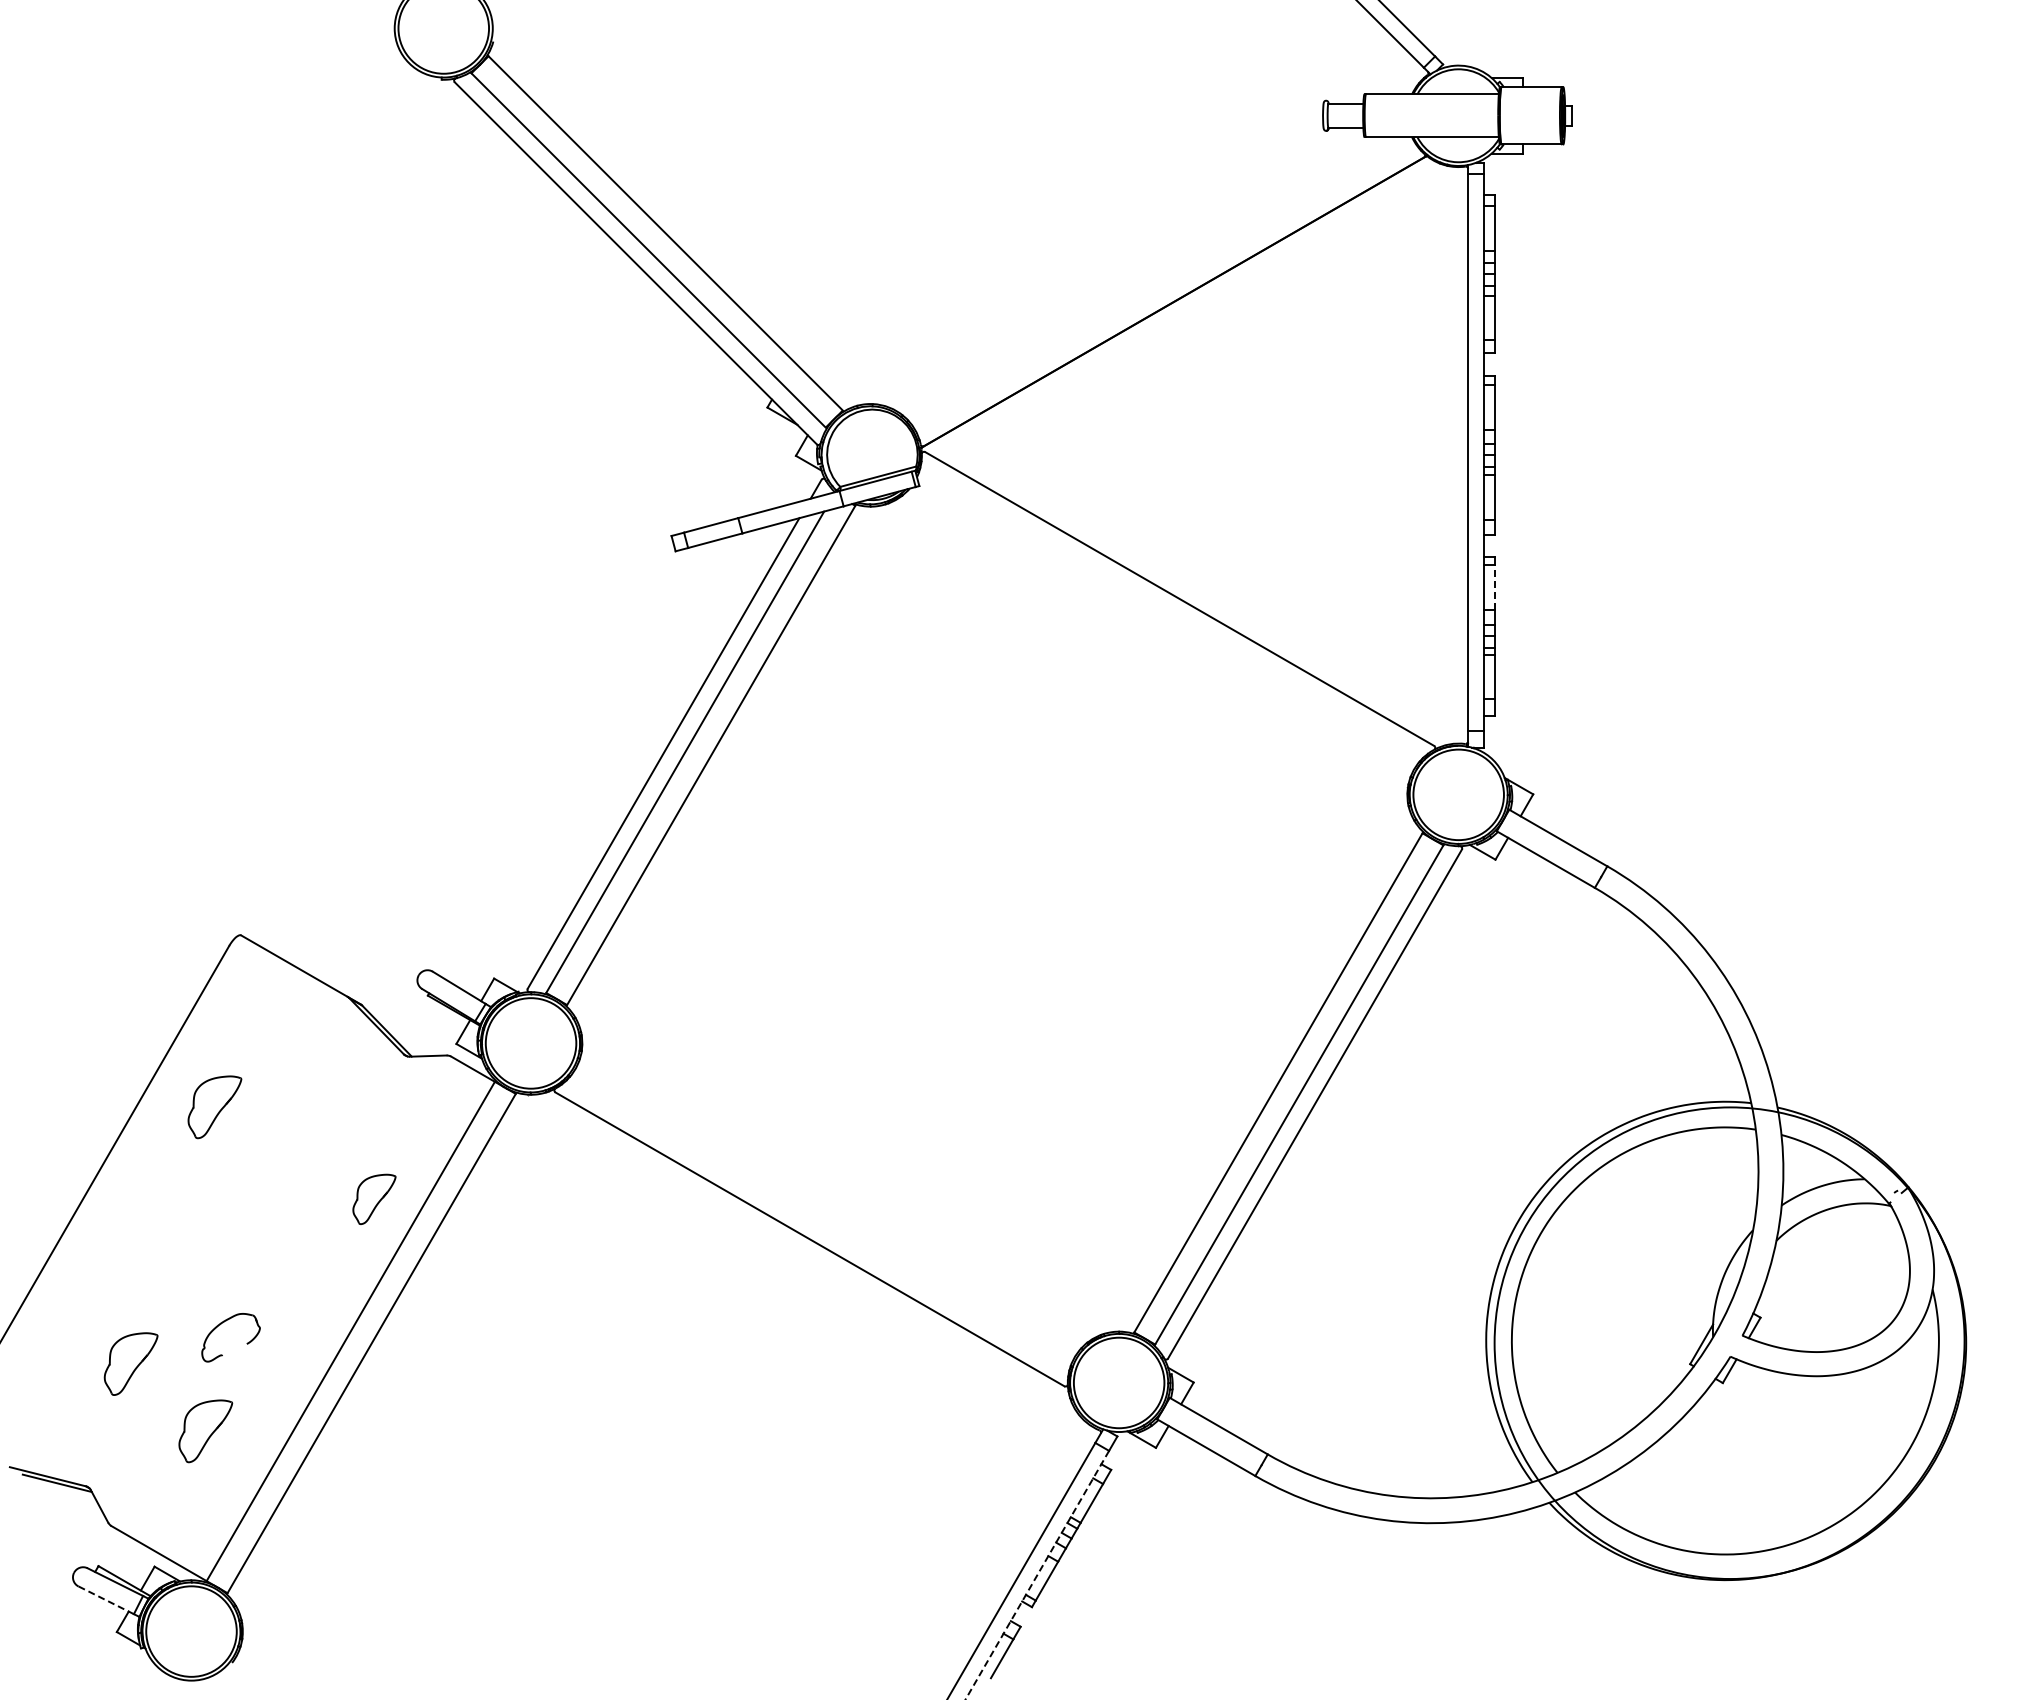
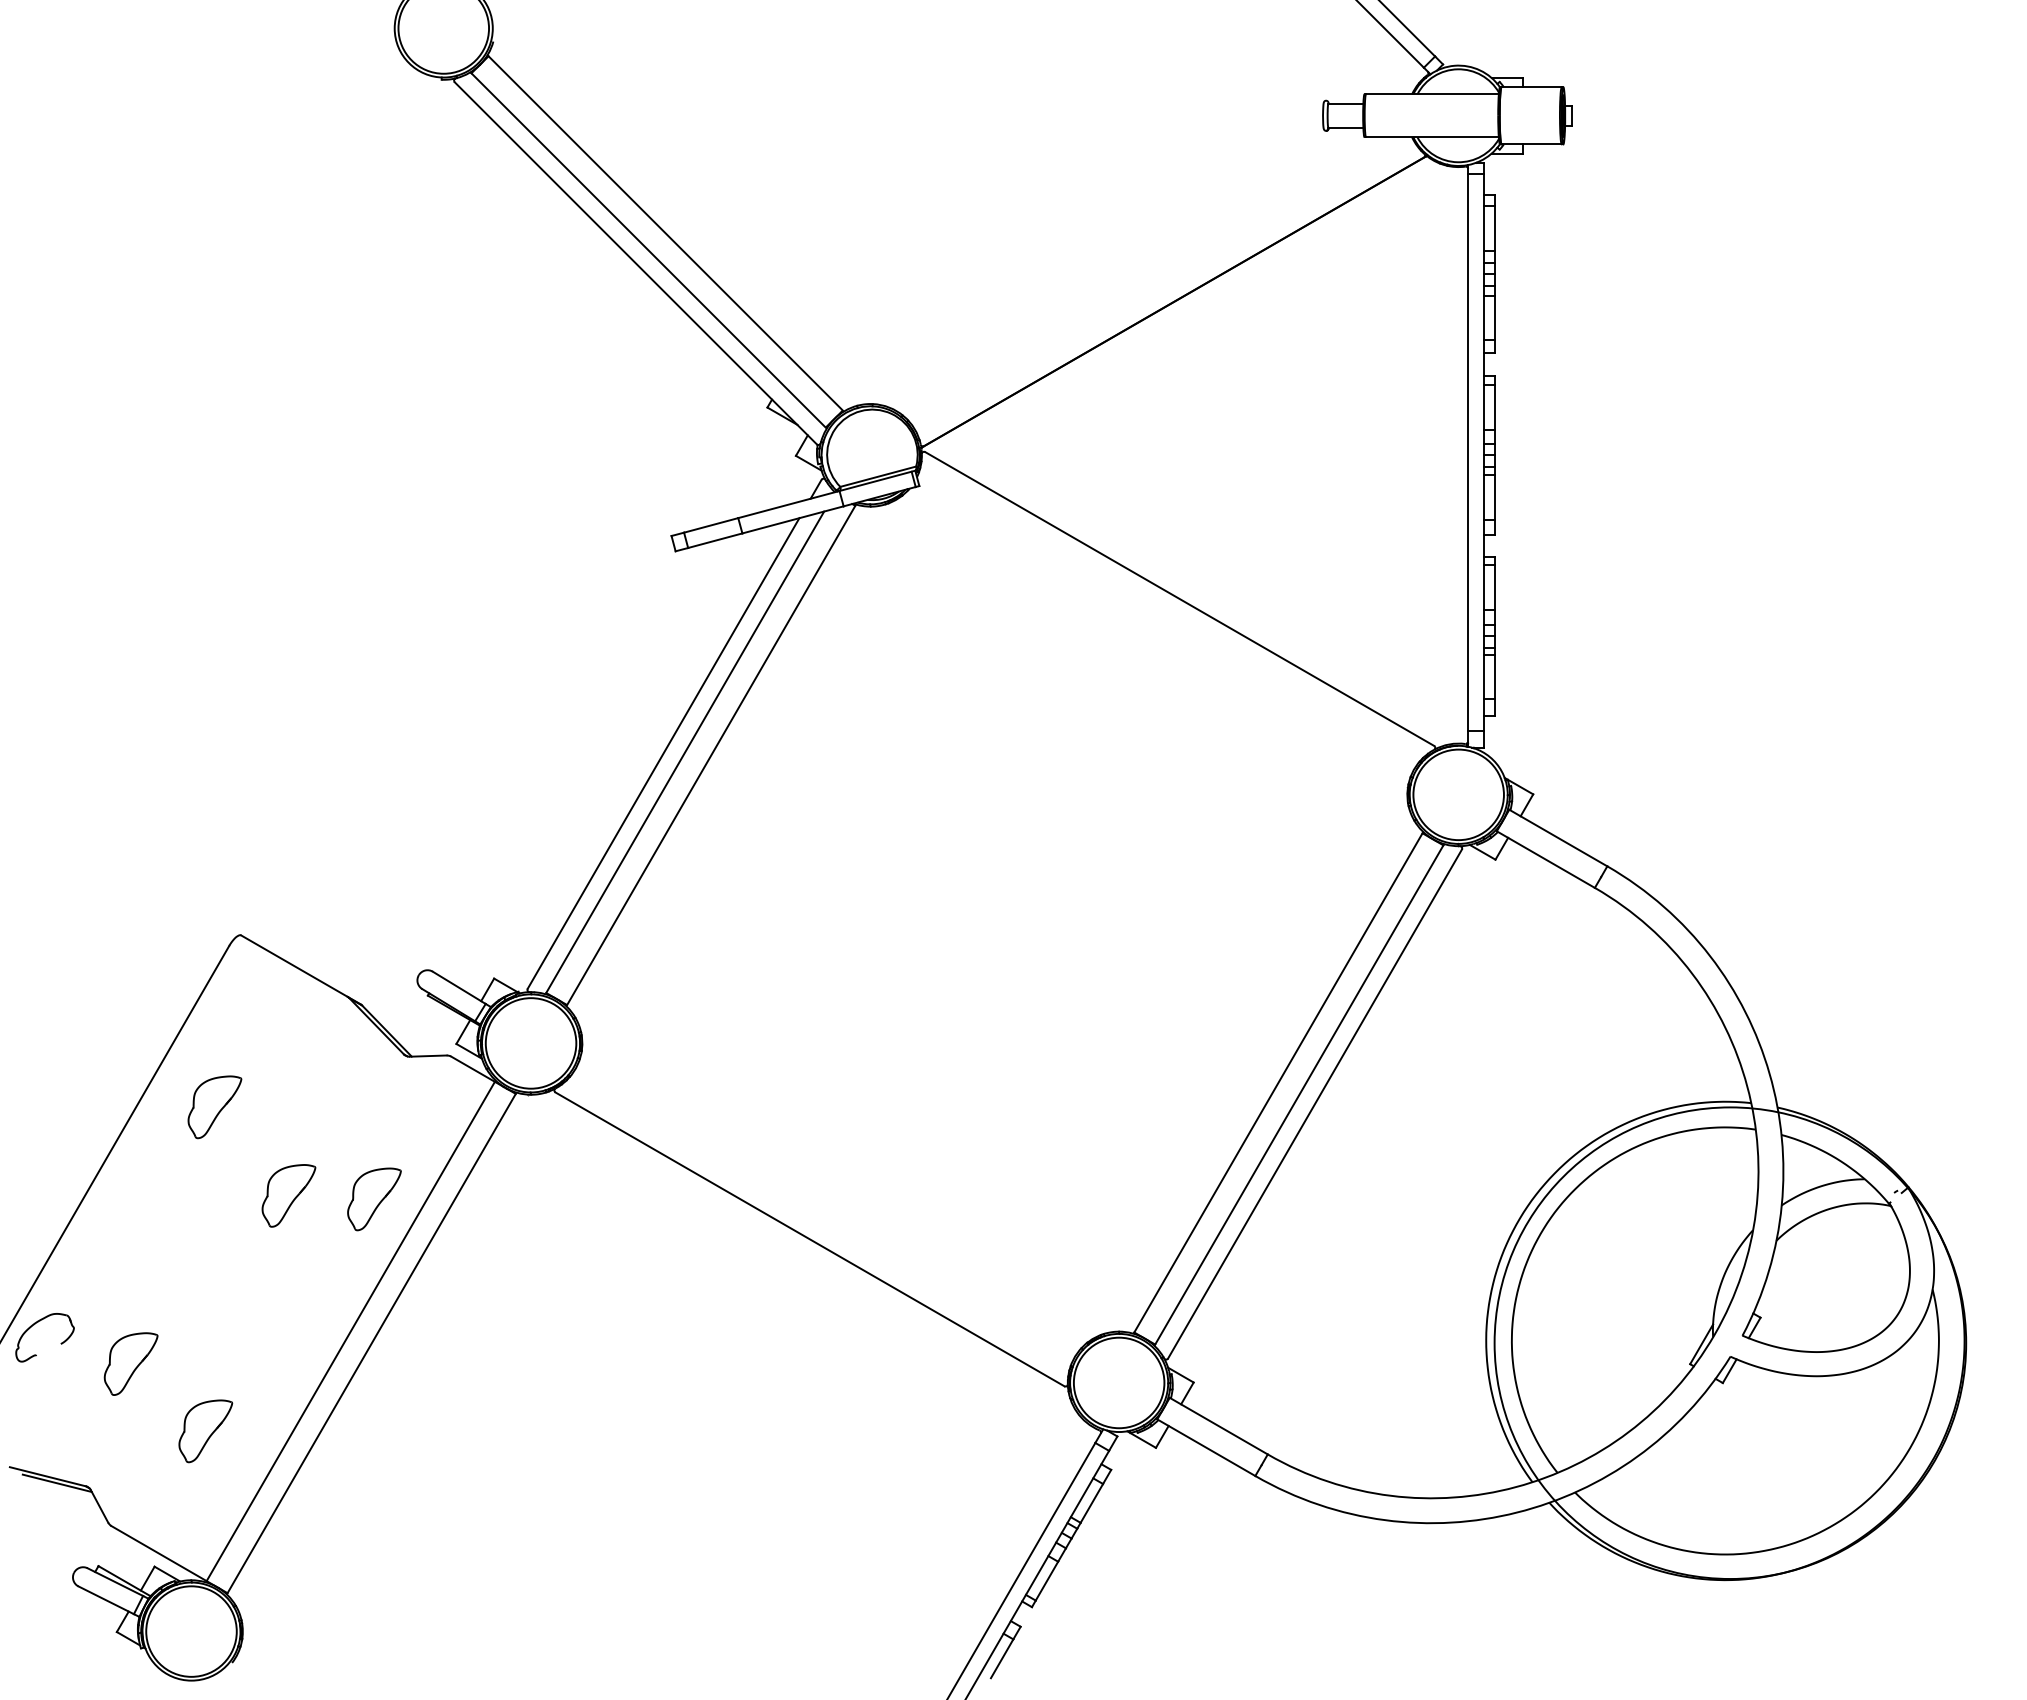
line: dashed -> solid (1495, 586)
part: none -> present (288, 1195)
part size: 45x52 px -> 55x65 px (374, 1199)
part position: (220, 1325) -> (34, 1325) (34, 1325)
line: dashed -> solid (1037, 1575)
line: dashed -> solid (106, 1600)
